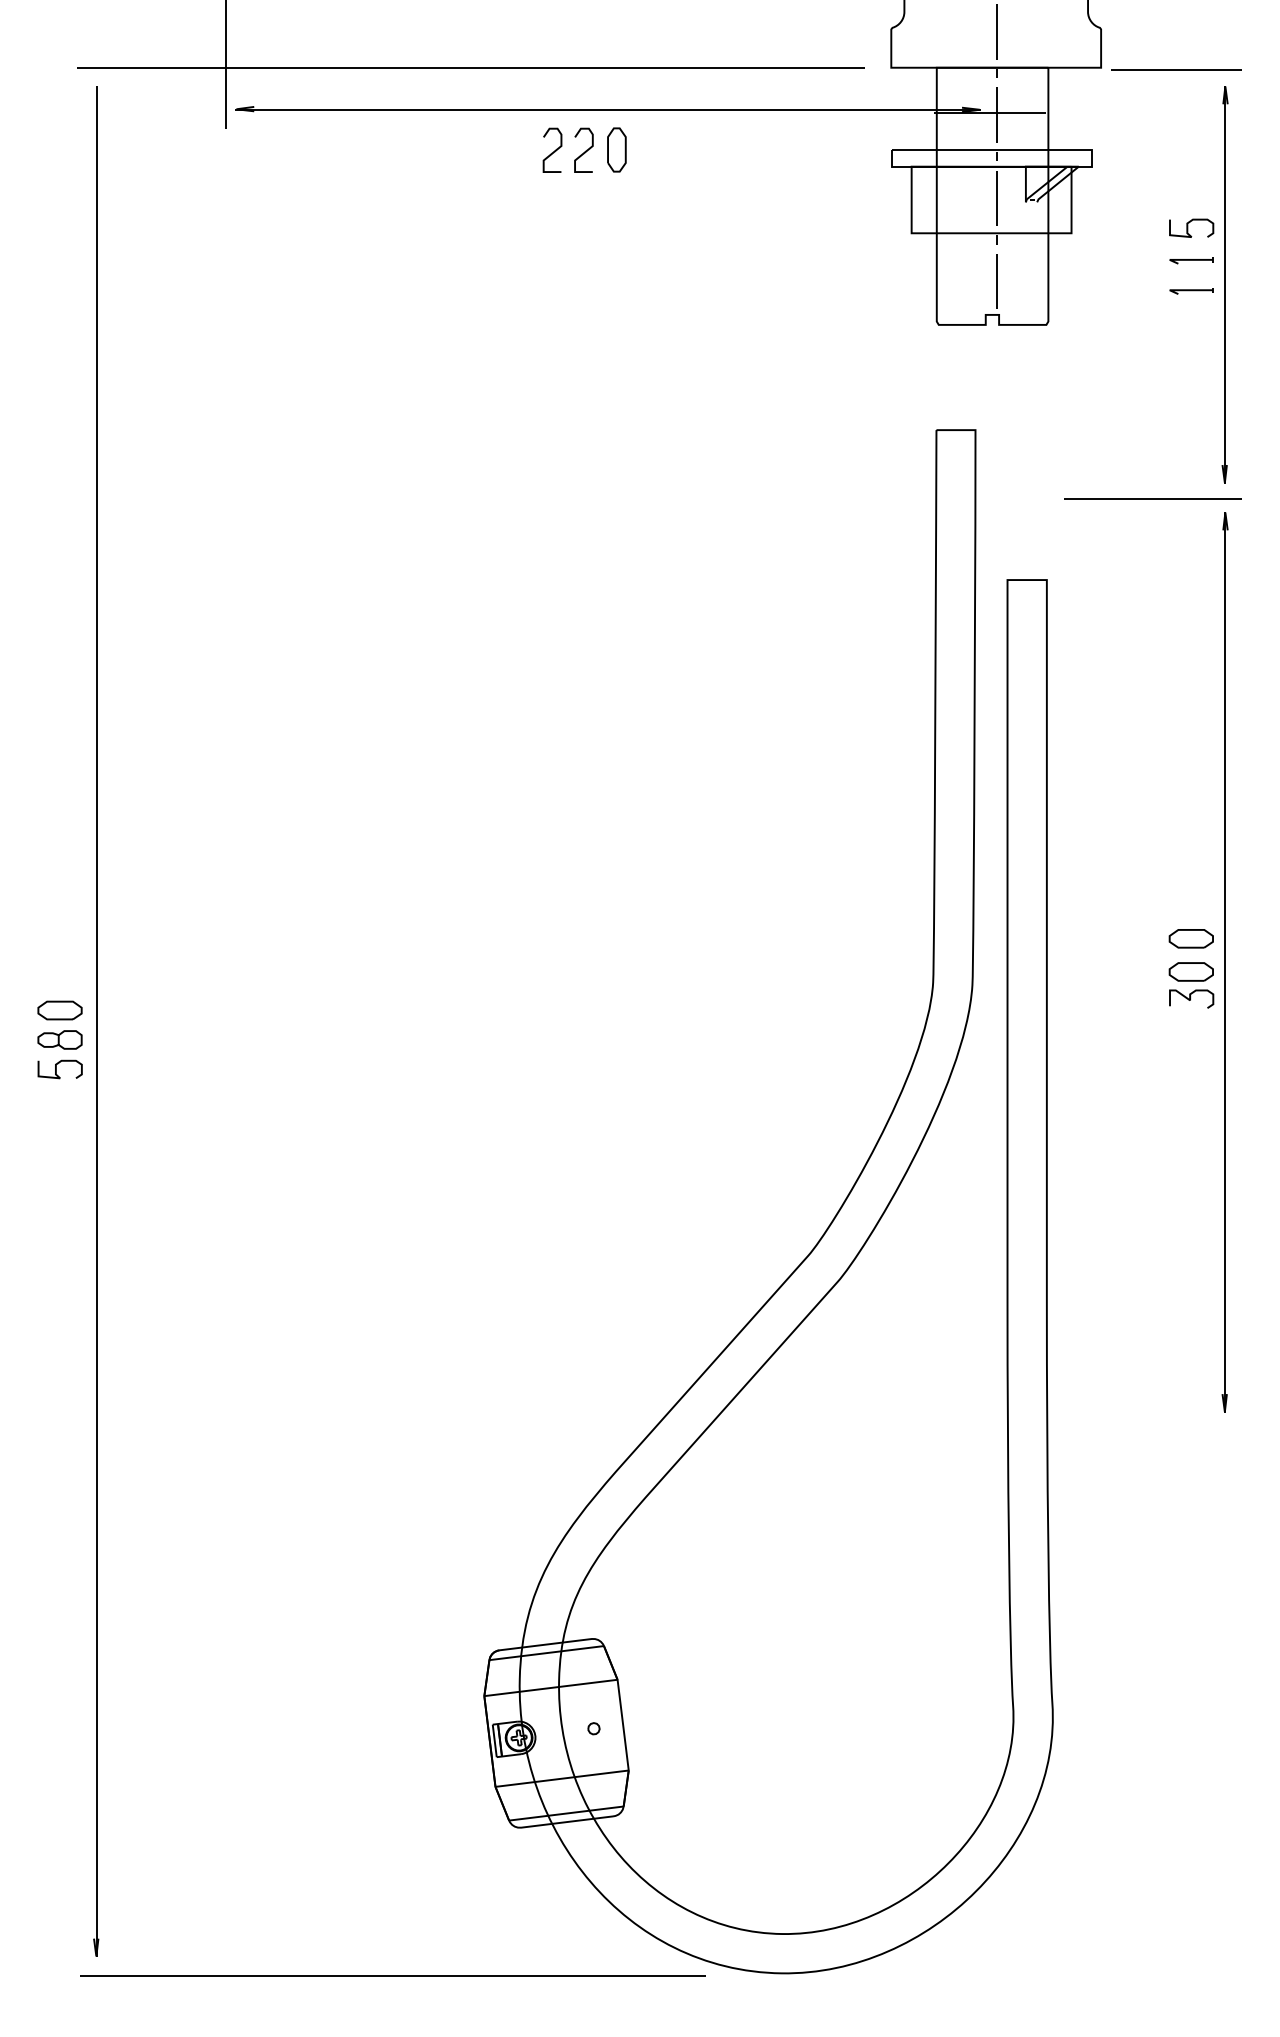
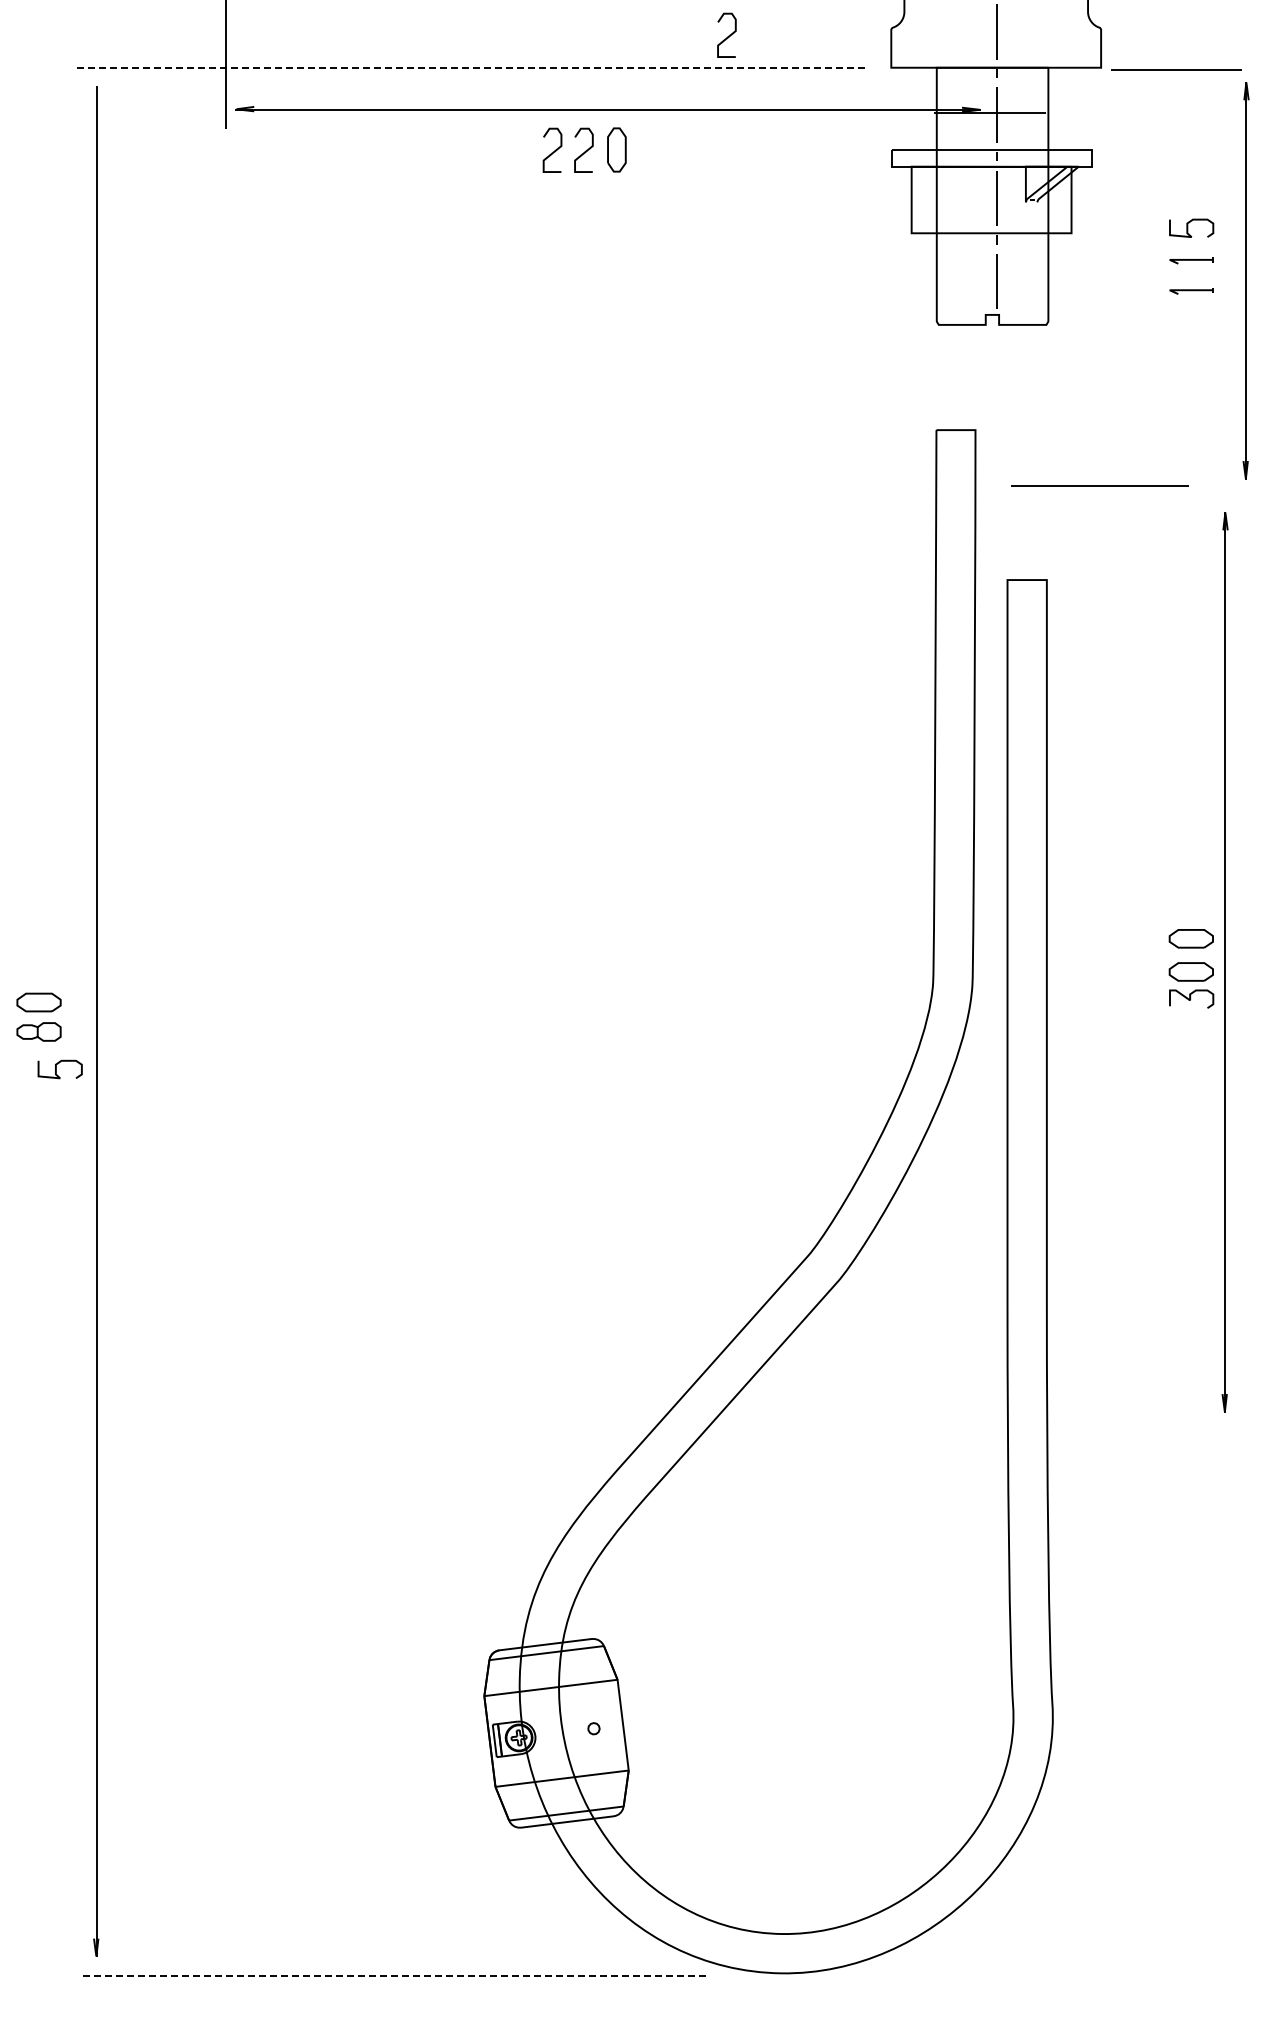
curve: none -> present (728, 35)
line: solid -> dashed (470, 67)
part position: (1224, 284) -> (1245, 280) (1245, 280)
line position: (1152, 498) -> (1099, 485) (1099, 485)
part position: (59, 1024) -> (38, 1016) (38, 1016)
line: solid -> dashed (393, 1975)
